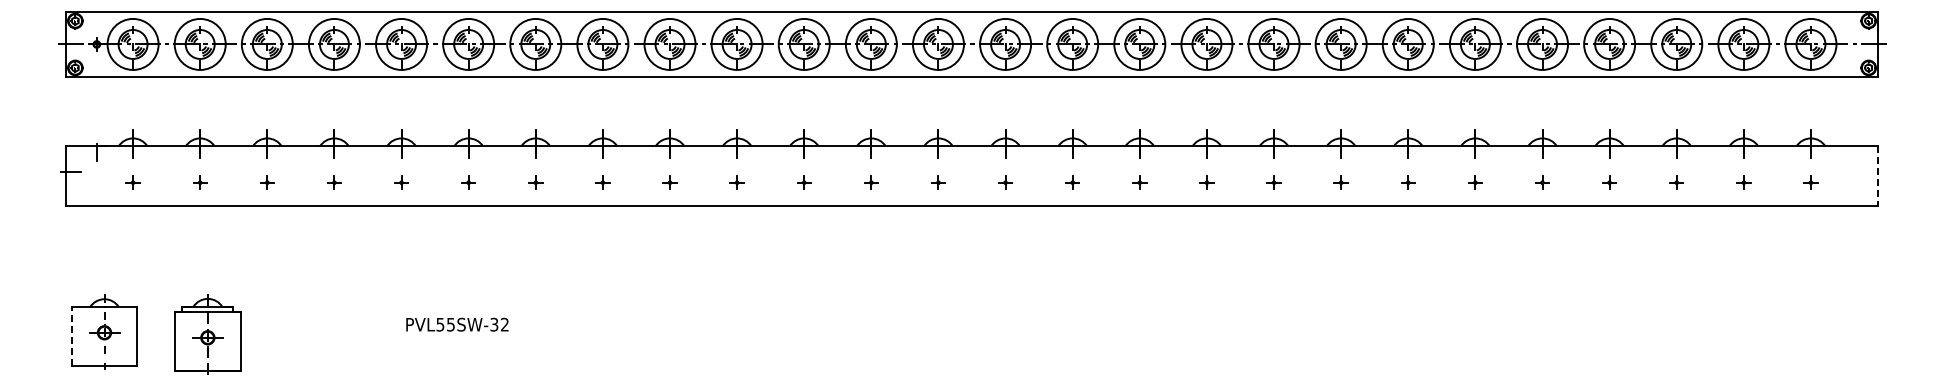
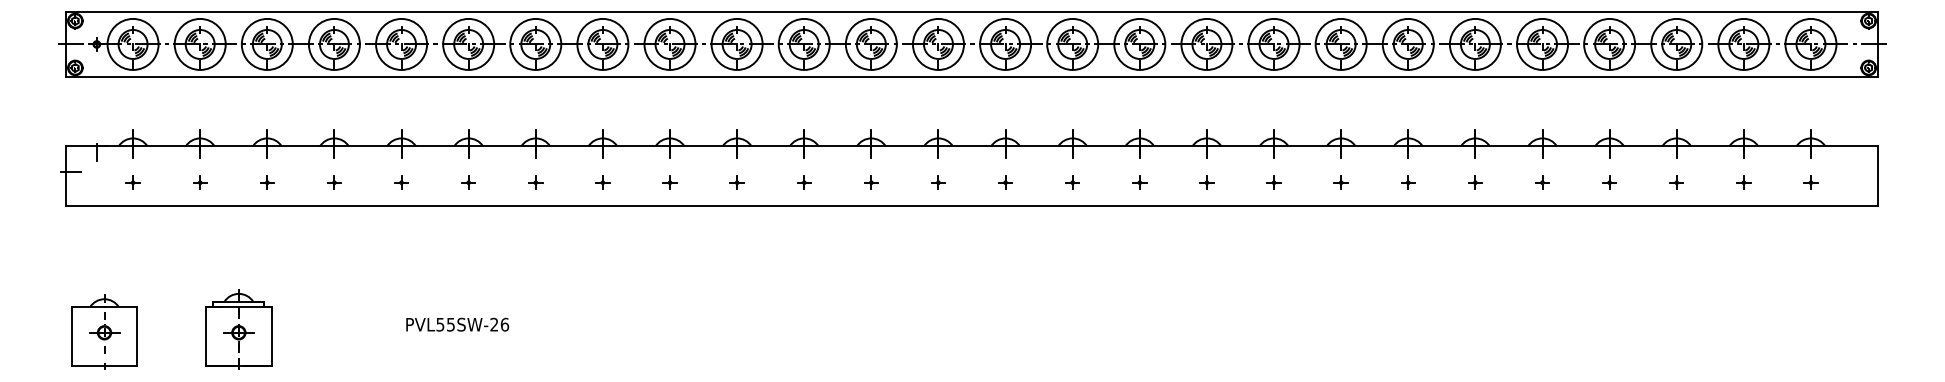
line: dashed -> solid (1878, 176)
text: PVL55SW-32 -> PVL55SW-26 (499, 324)
part position: (207, 334) -> (238, 329) (238, 329)
line: dashed -> solid (71, 336)
